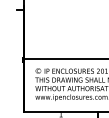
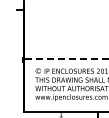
line: solid -> dashed (66, 58)
